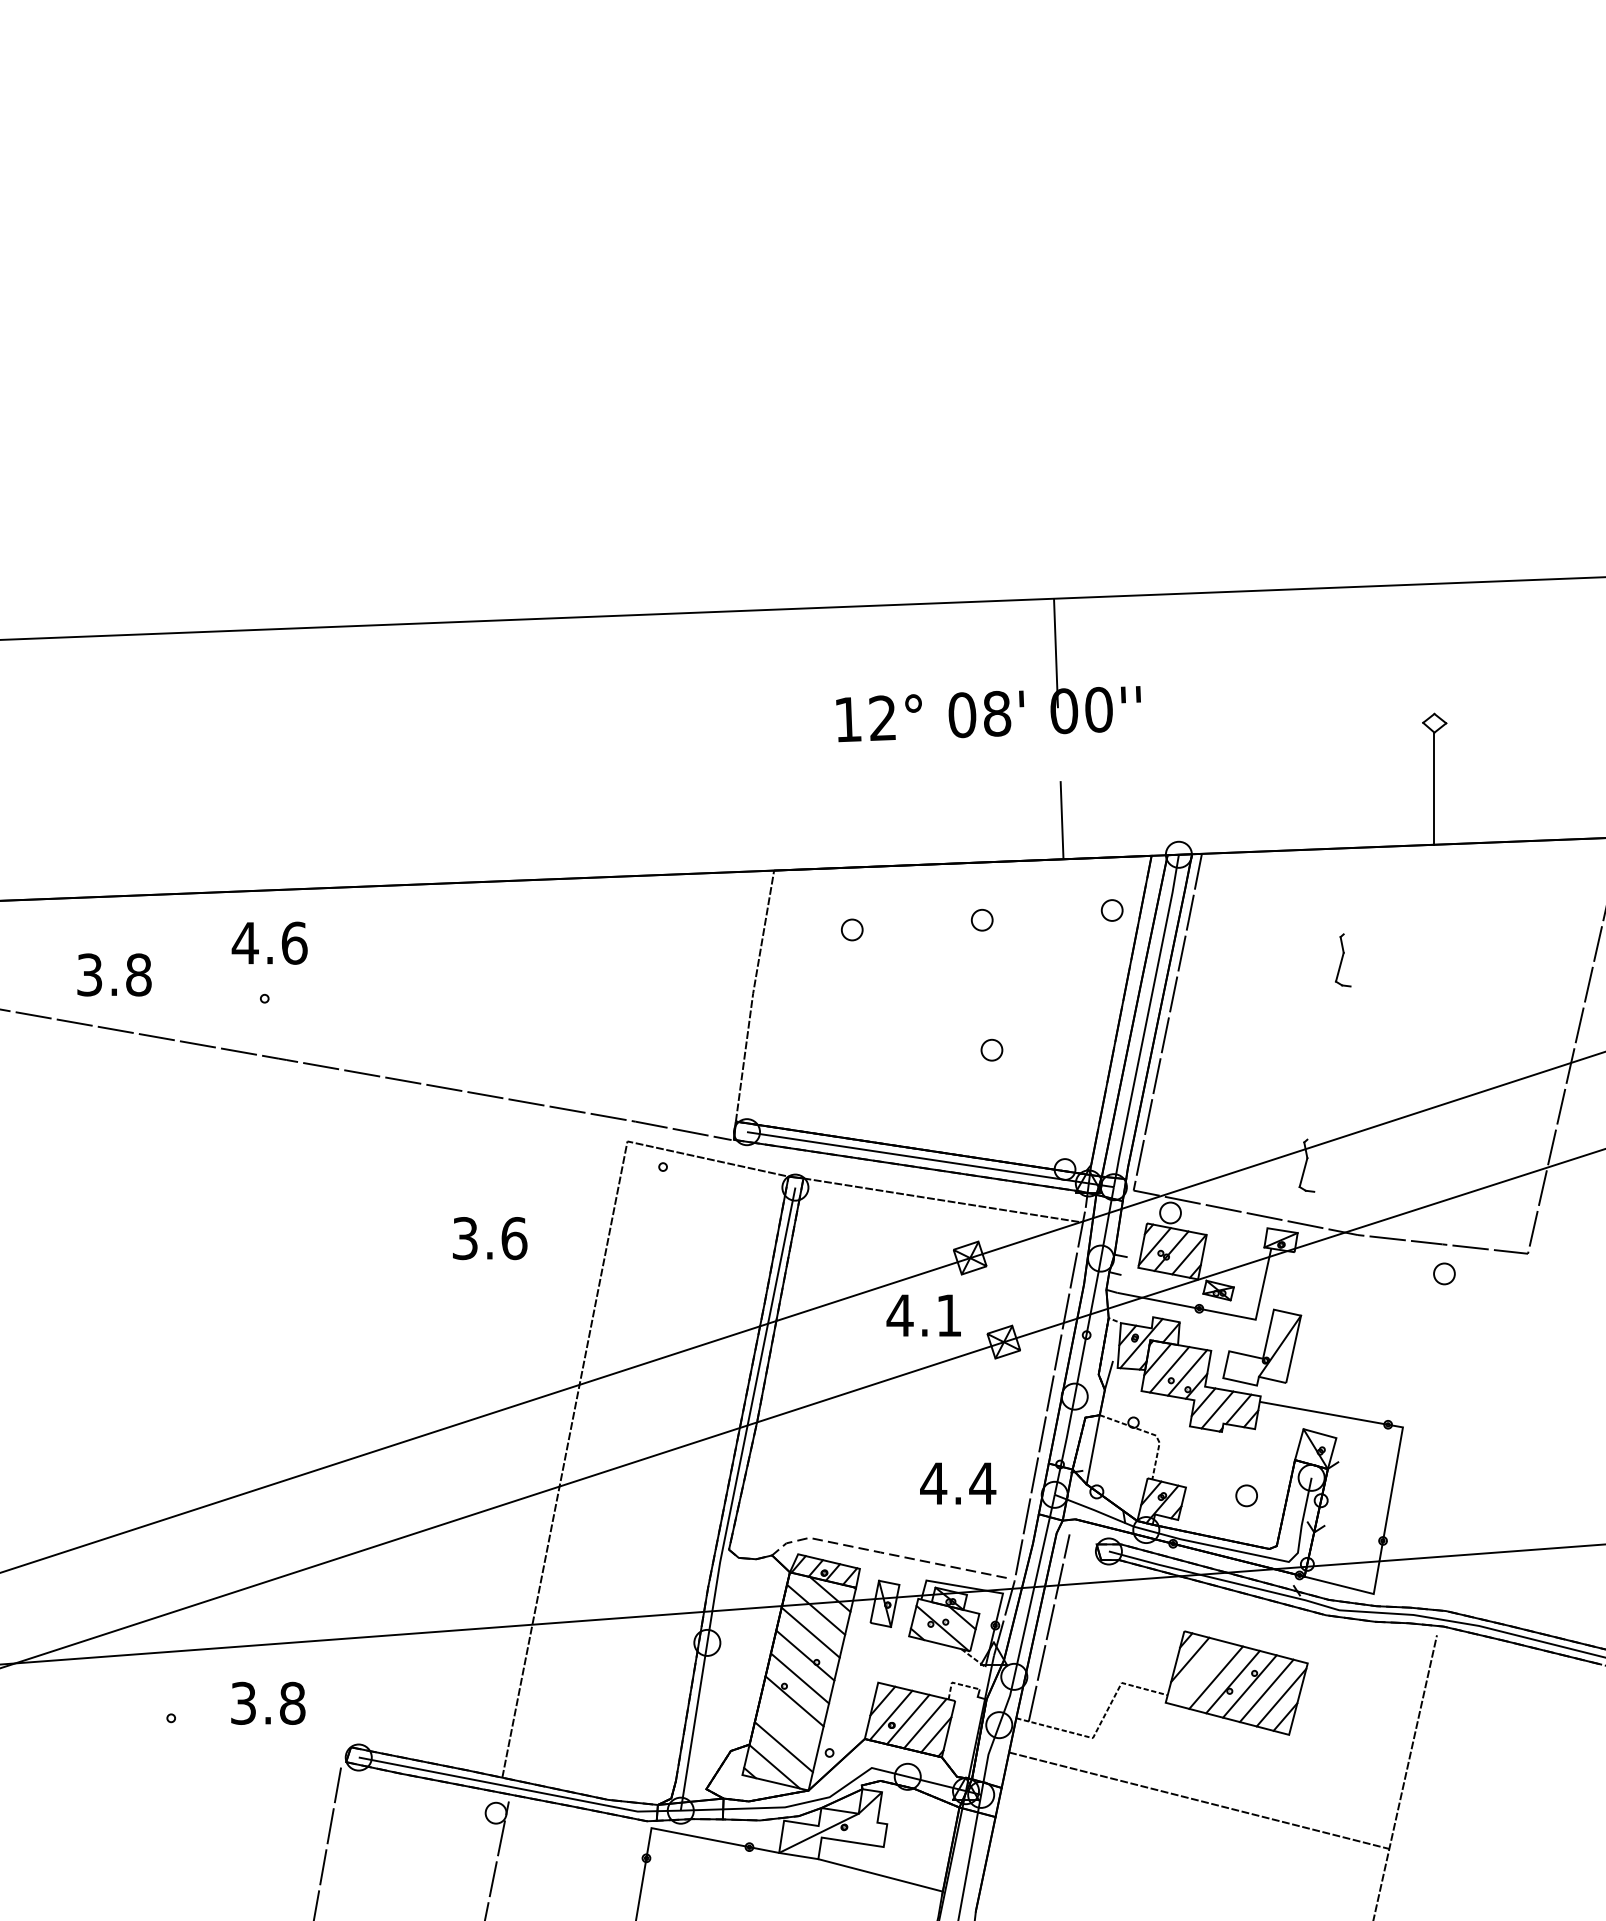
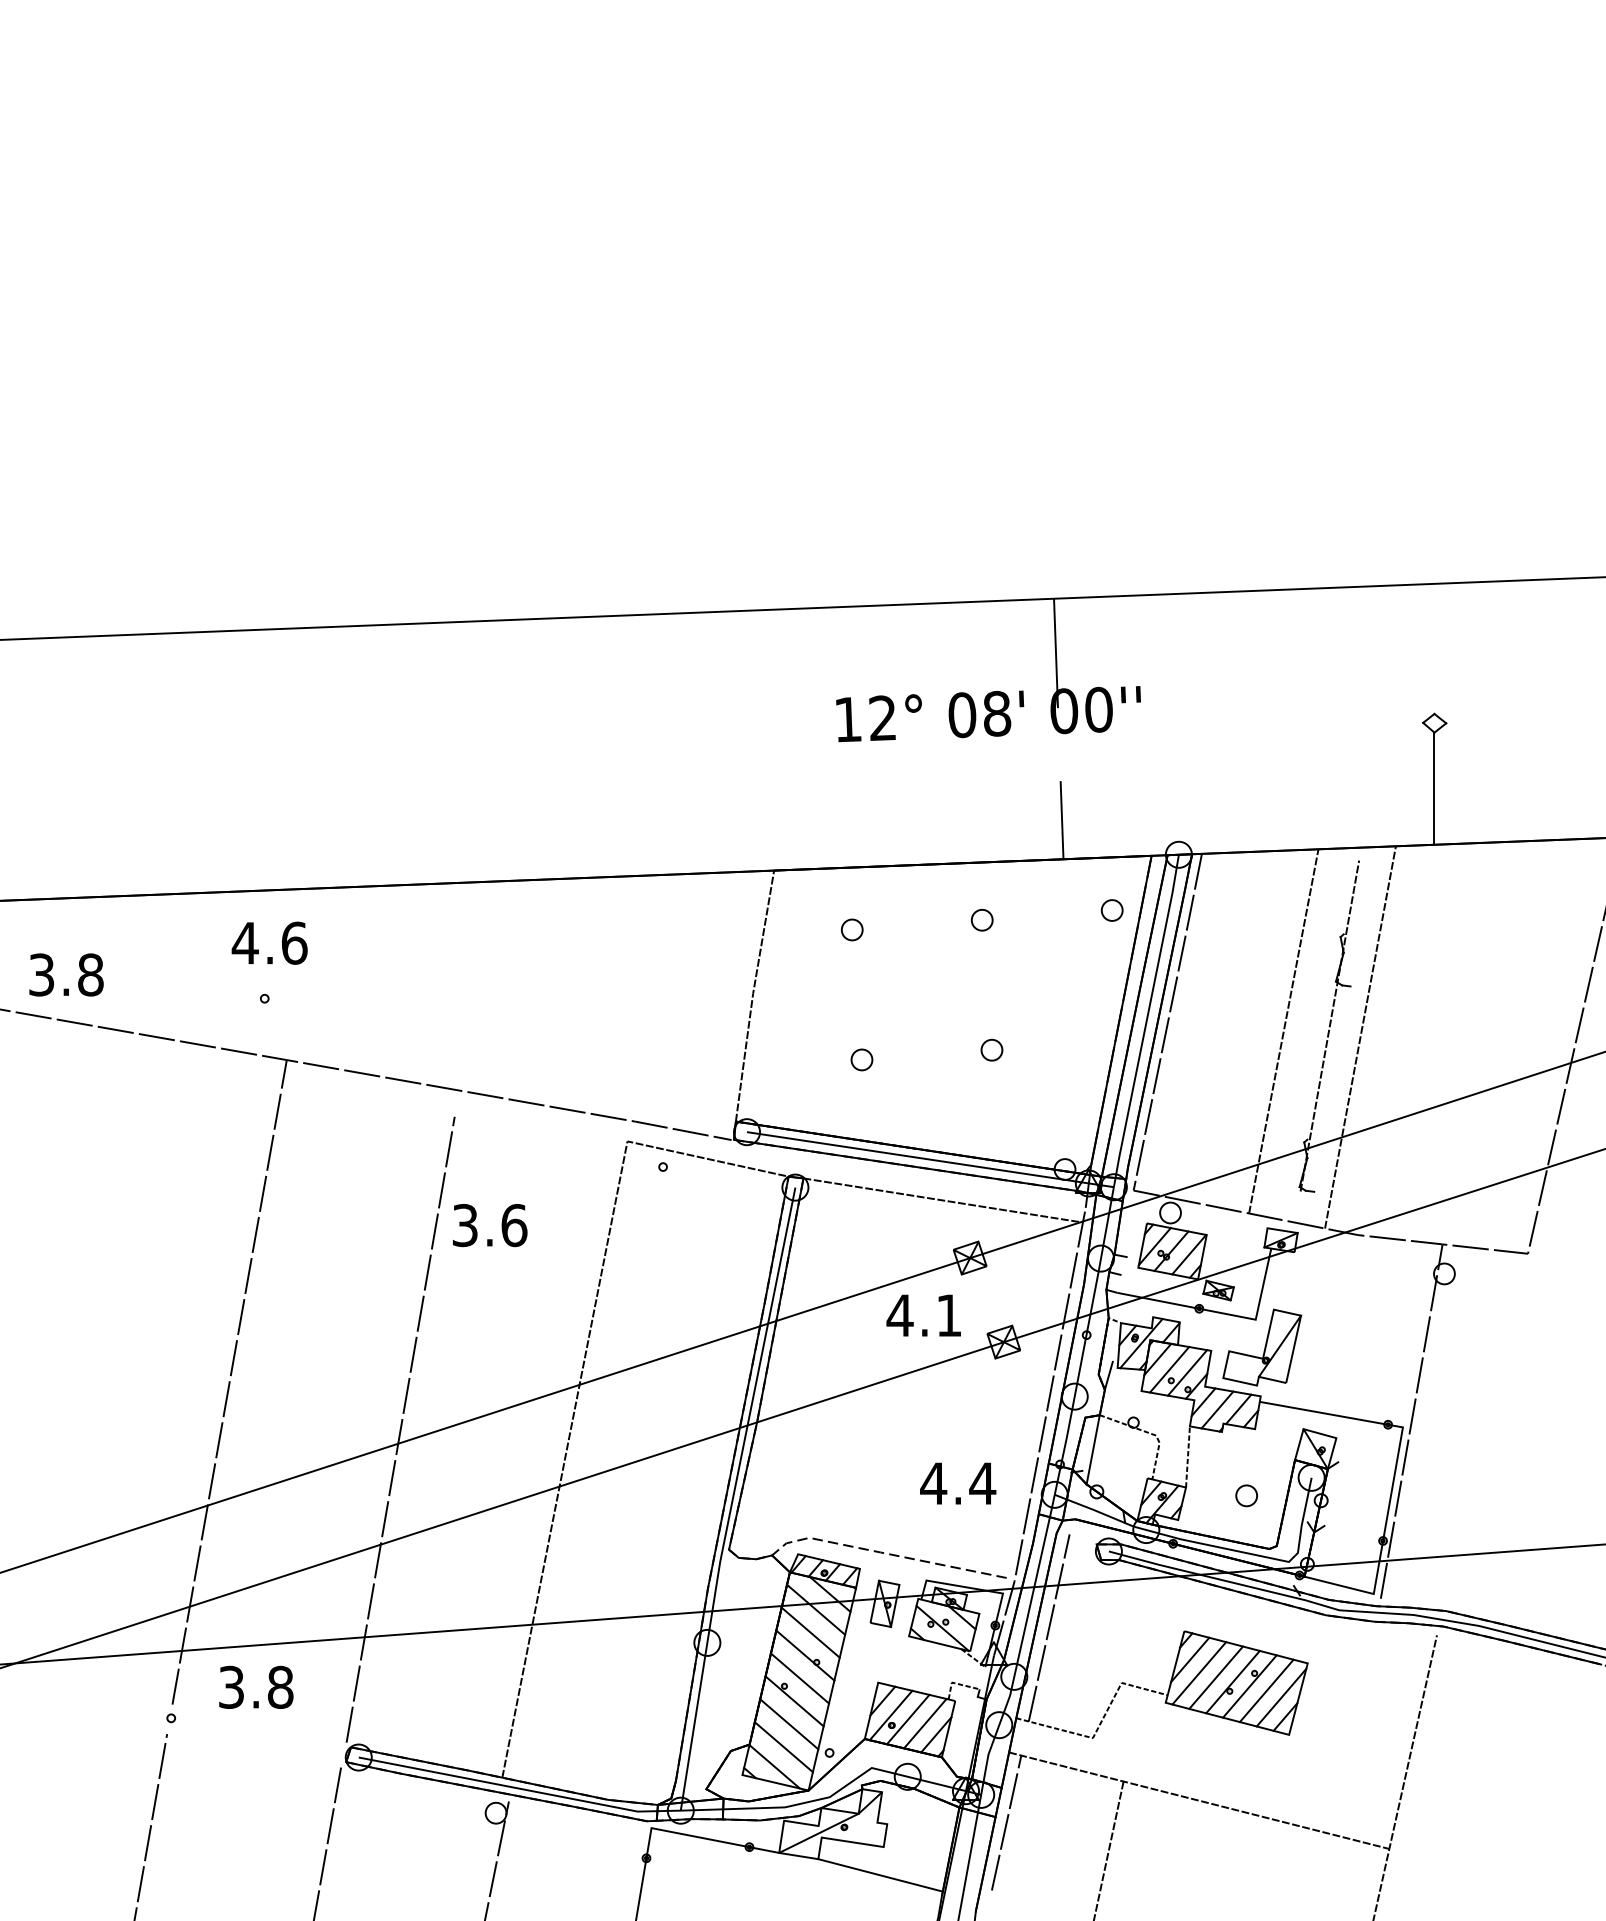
text position: (114, 974) -> (66, 974) (66, 974)
line: none -> present (1329, 1025)
line: none -> present (1283, 1031)
line: none -> present (1360, 1037)
part: none -> present (861, 1059)
text position: (490, 1238) -> (490, 1225) (490, 1225)
line: none -> present (229, 1382)
line: none -> present (1411, 1421)
line: none -> present (400, 1429)
line: none -> present (1187, 1456)
line: none -> present (1199, 1673)
text position: (268, 1702) -> (256, 1686) (256, 1686)
line: none -> present (789, 1724)
line: none -> present (1006, 1822)
line: none -> present (151, 1825)
line: none -> present (1108, 1849)
